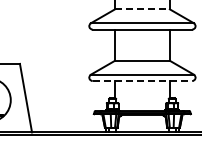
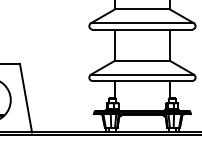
line: dashed -> solid (142, 9)
line: dashed -> solid (142, 81)
